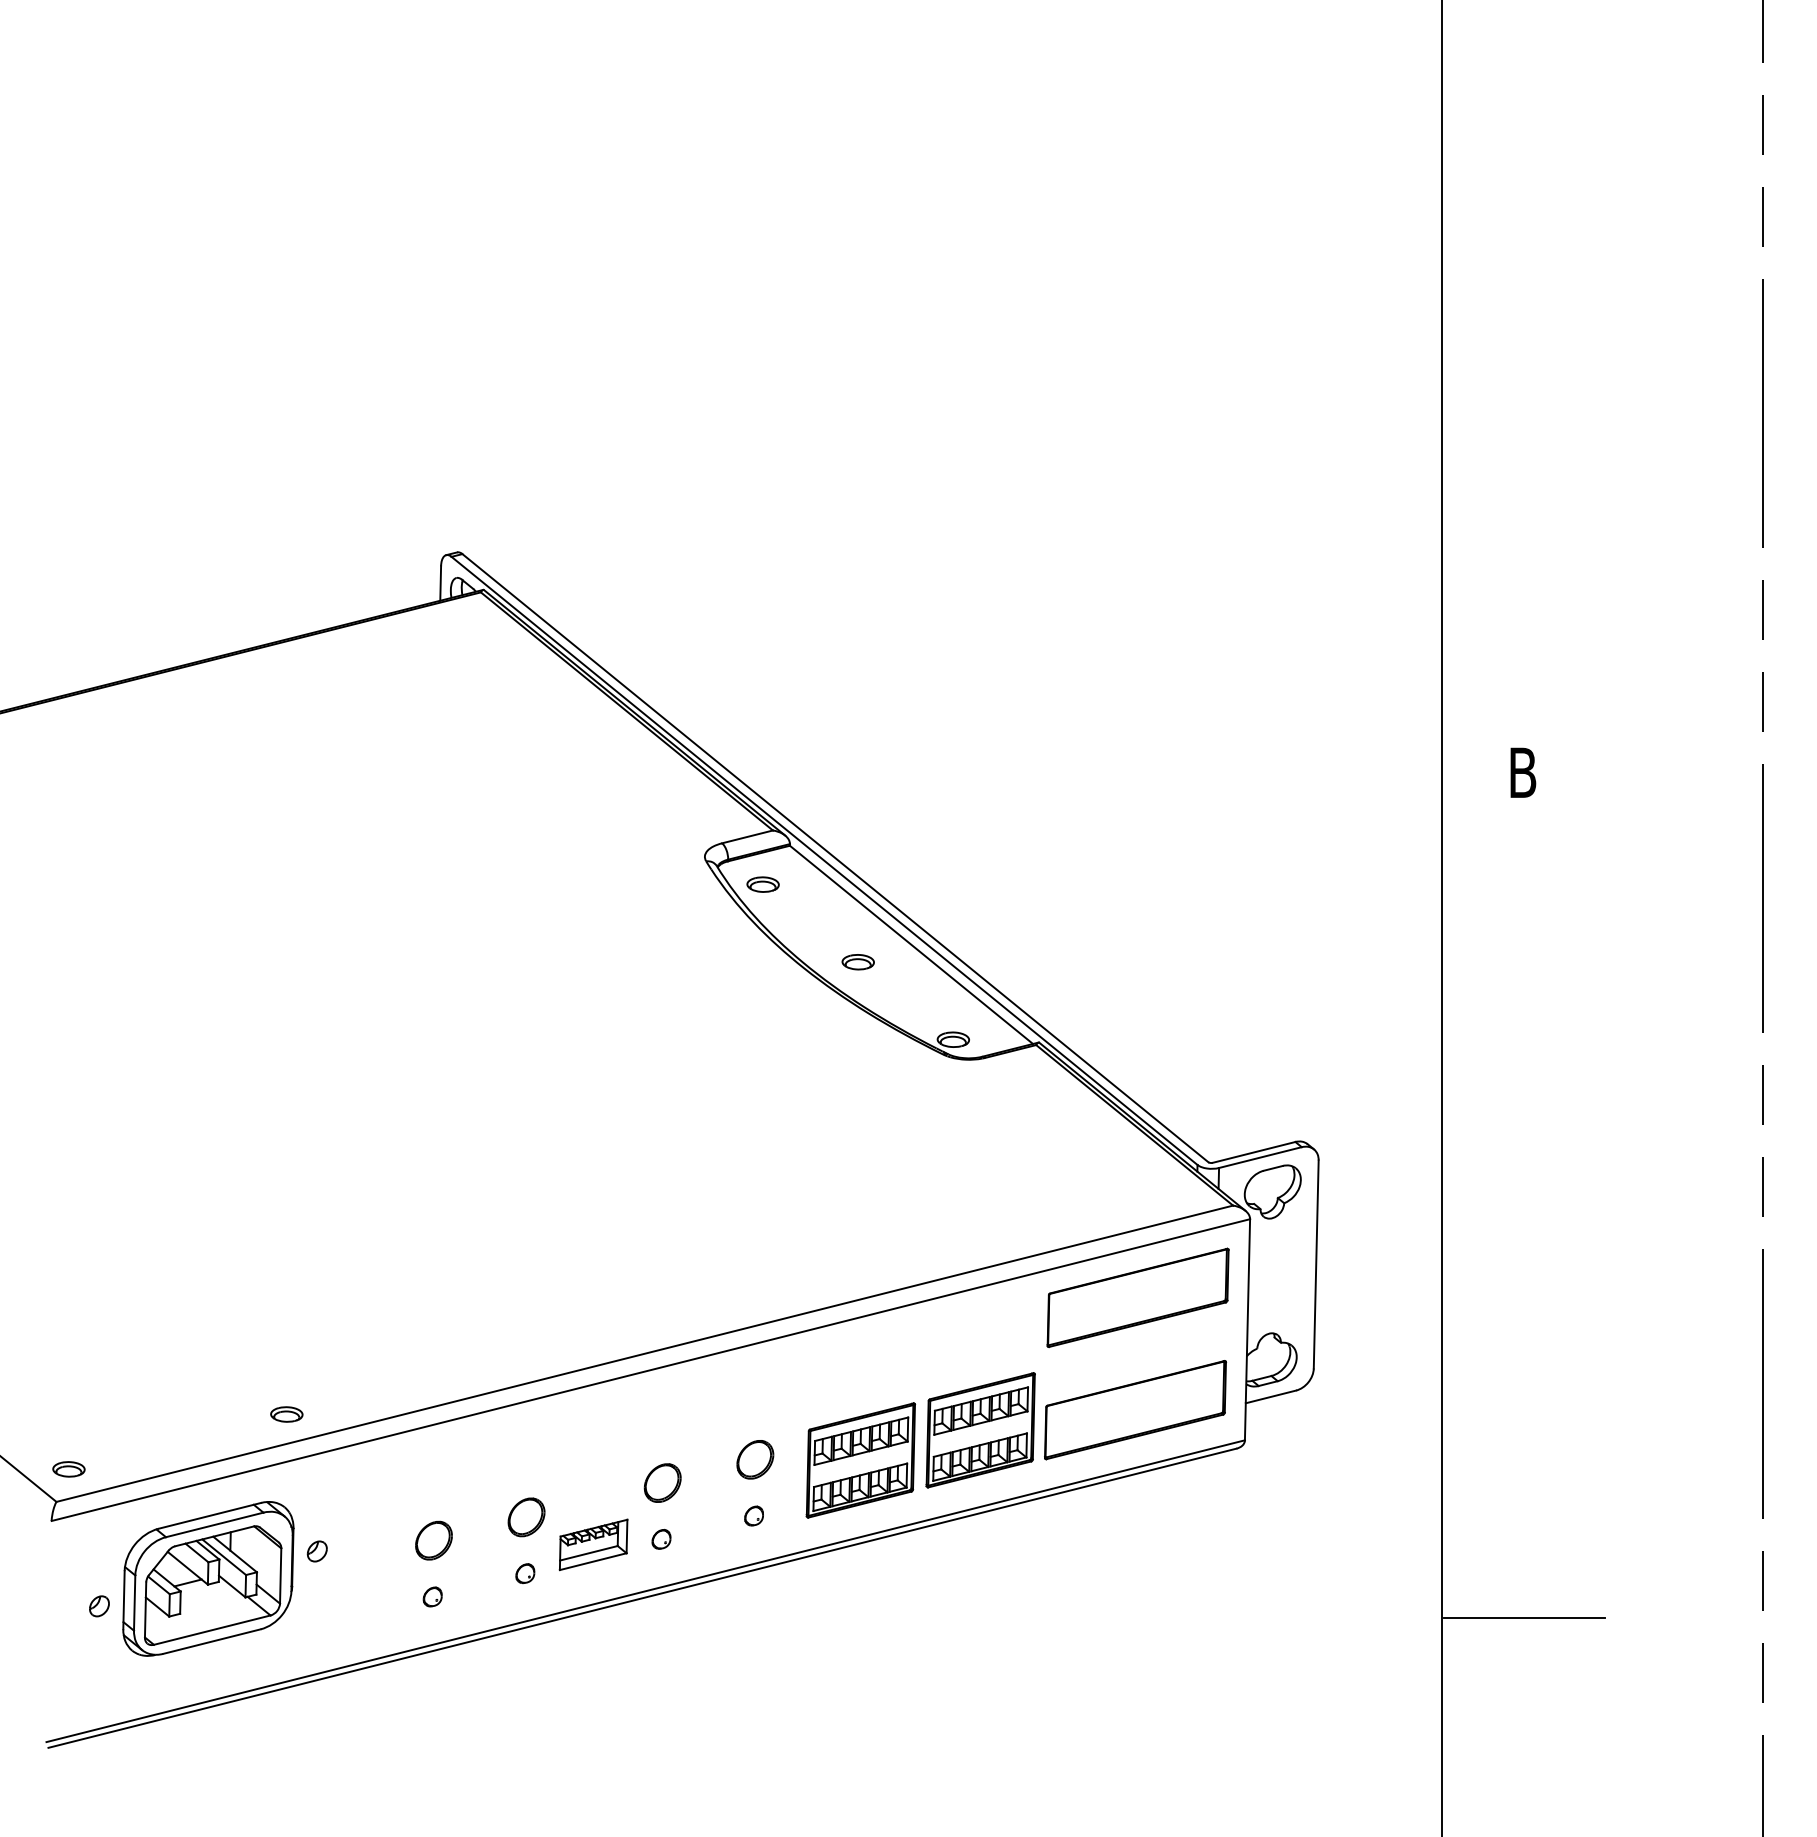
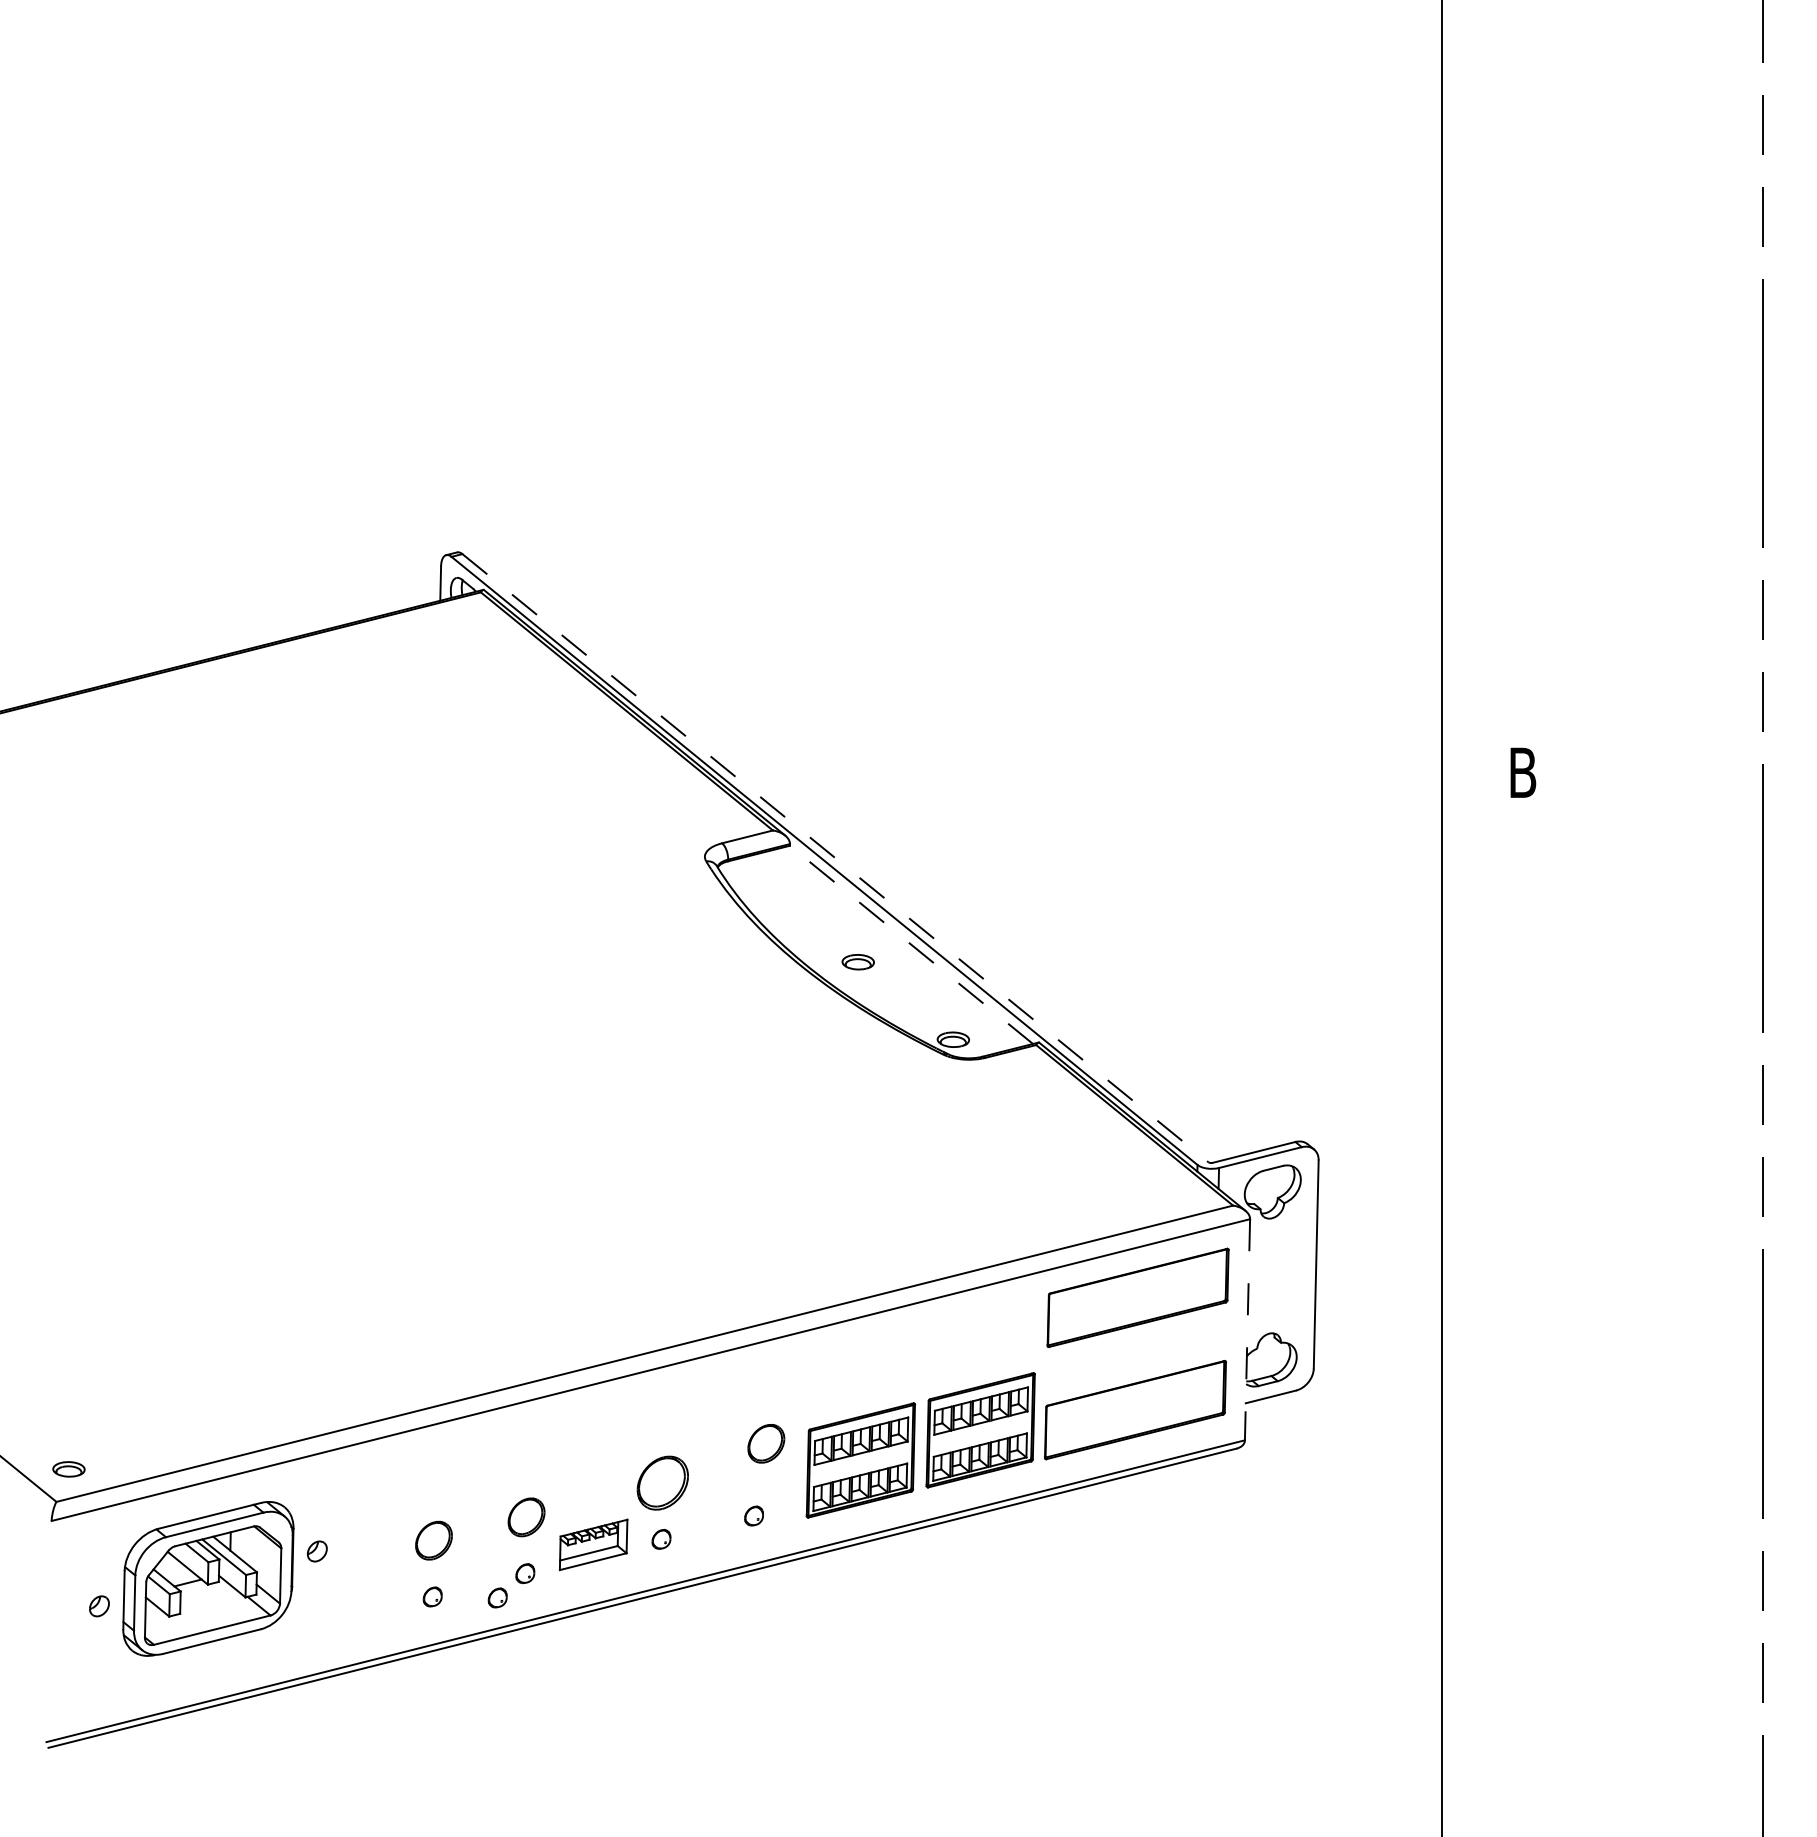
line: solid -> dashed (835, 858)
part: present -> none (762, 884)
line: solid -> dashed (911, 944)
line: solid -> dashed (1247, 1329)
part: present -> none (286, 1414)
part position: (755, 1459) -> (766, 1443) (766, 1443)
part size: 39x40 px -> 53x56 px (662, 1482)
part: none -> present (497, 1597)
line: present -> none (1524, 1618)
